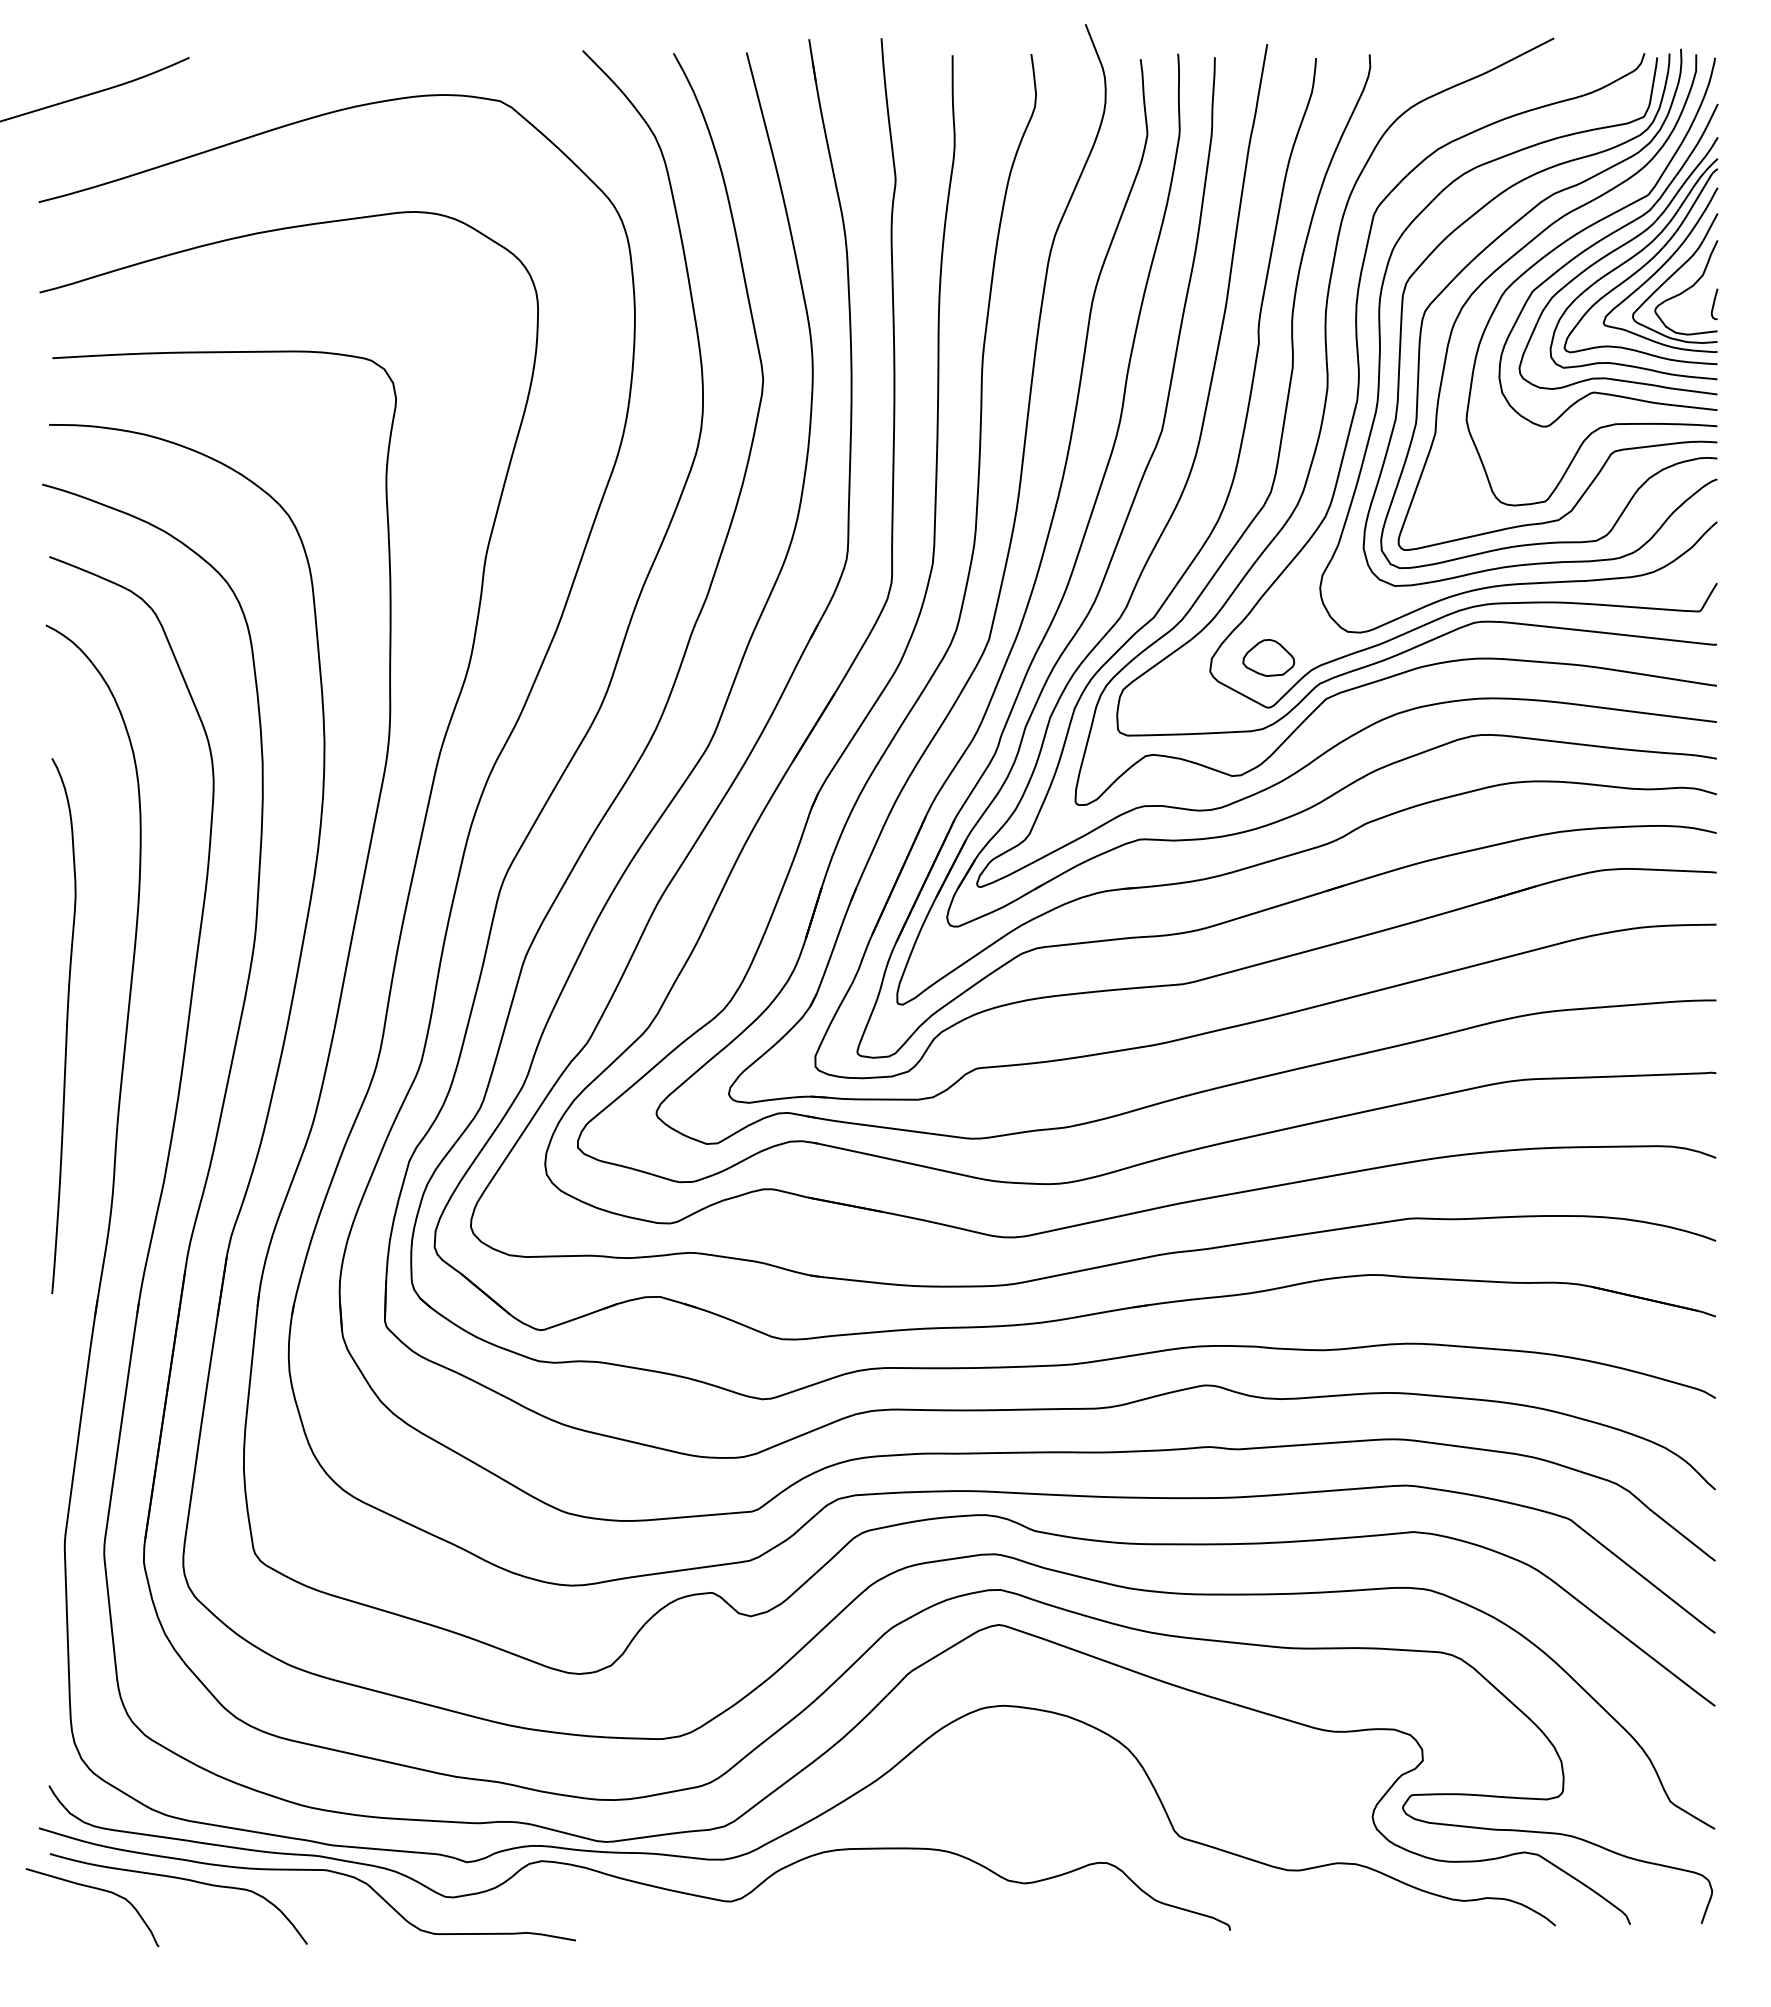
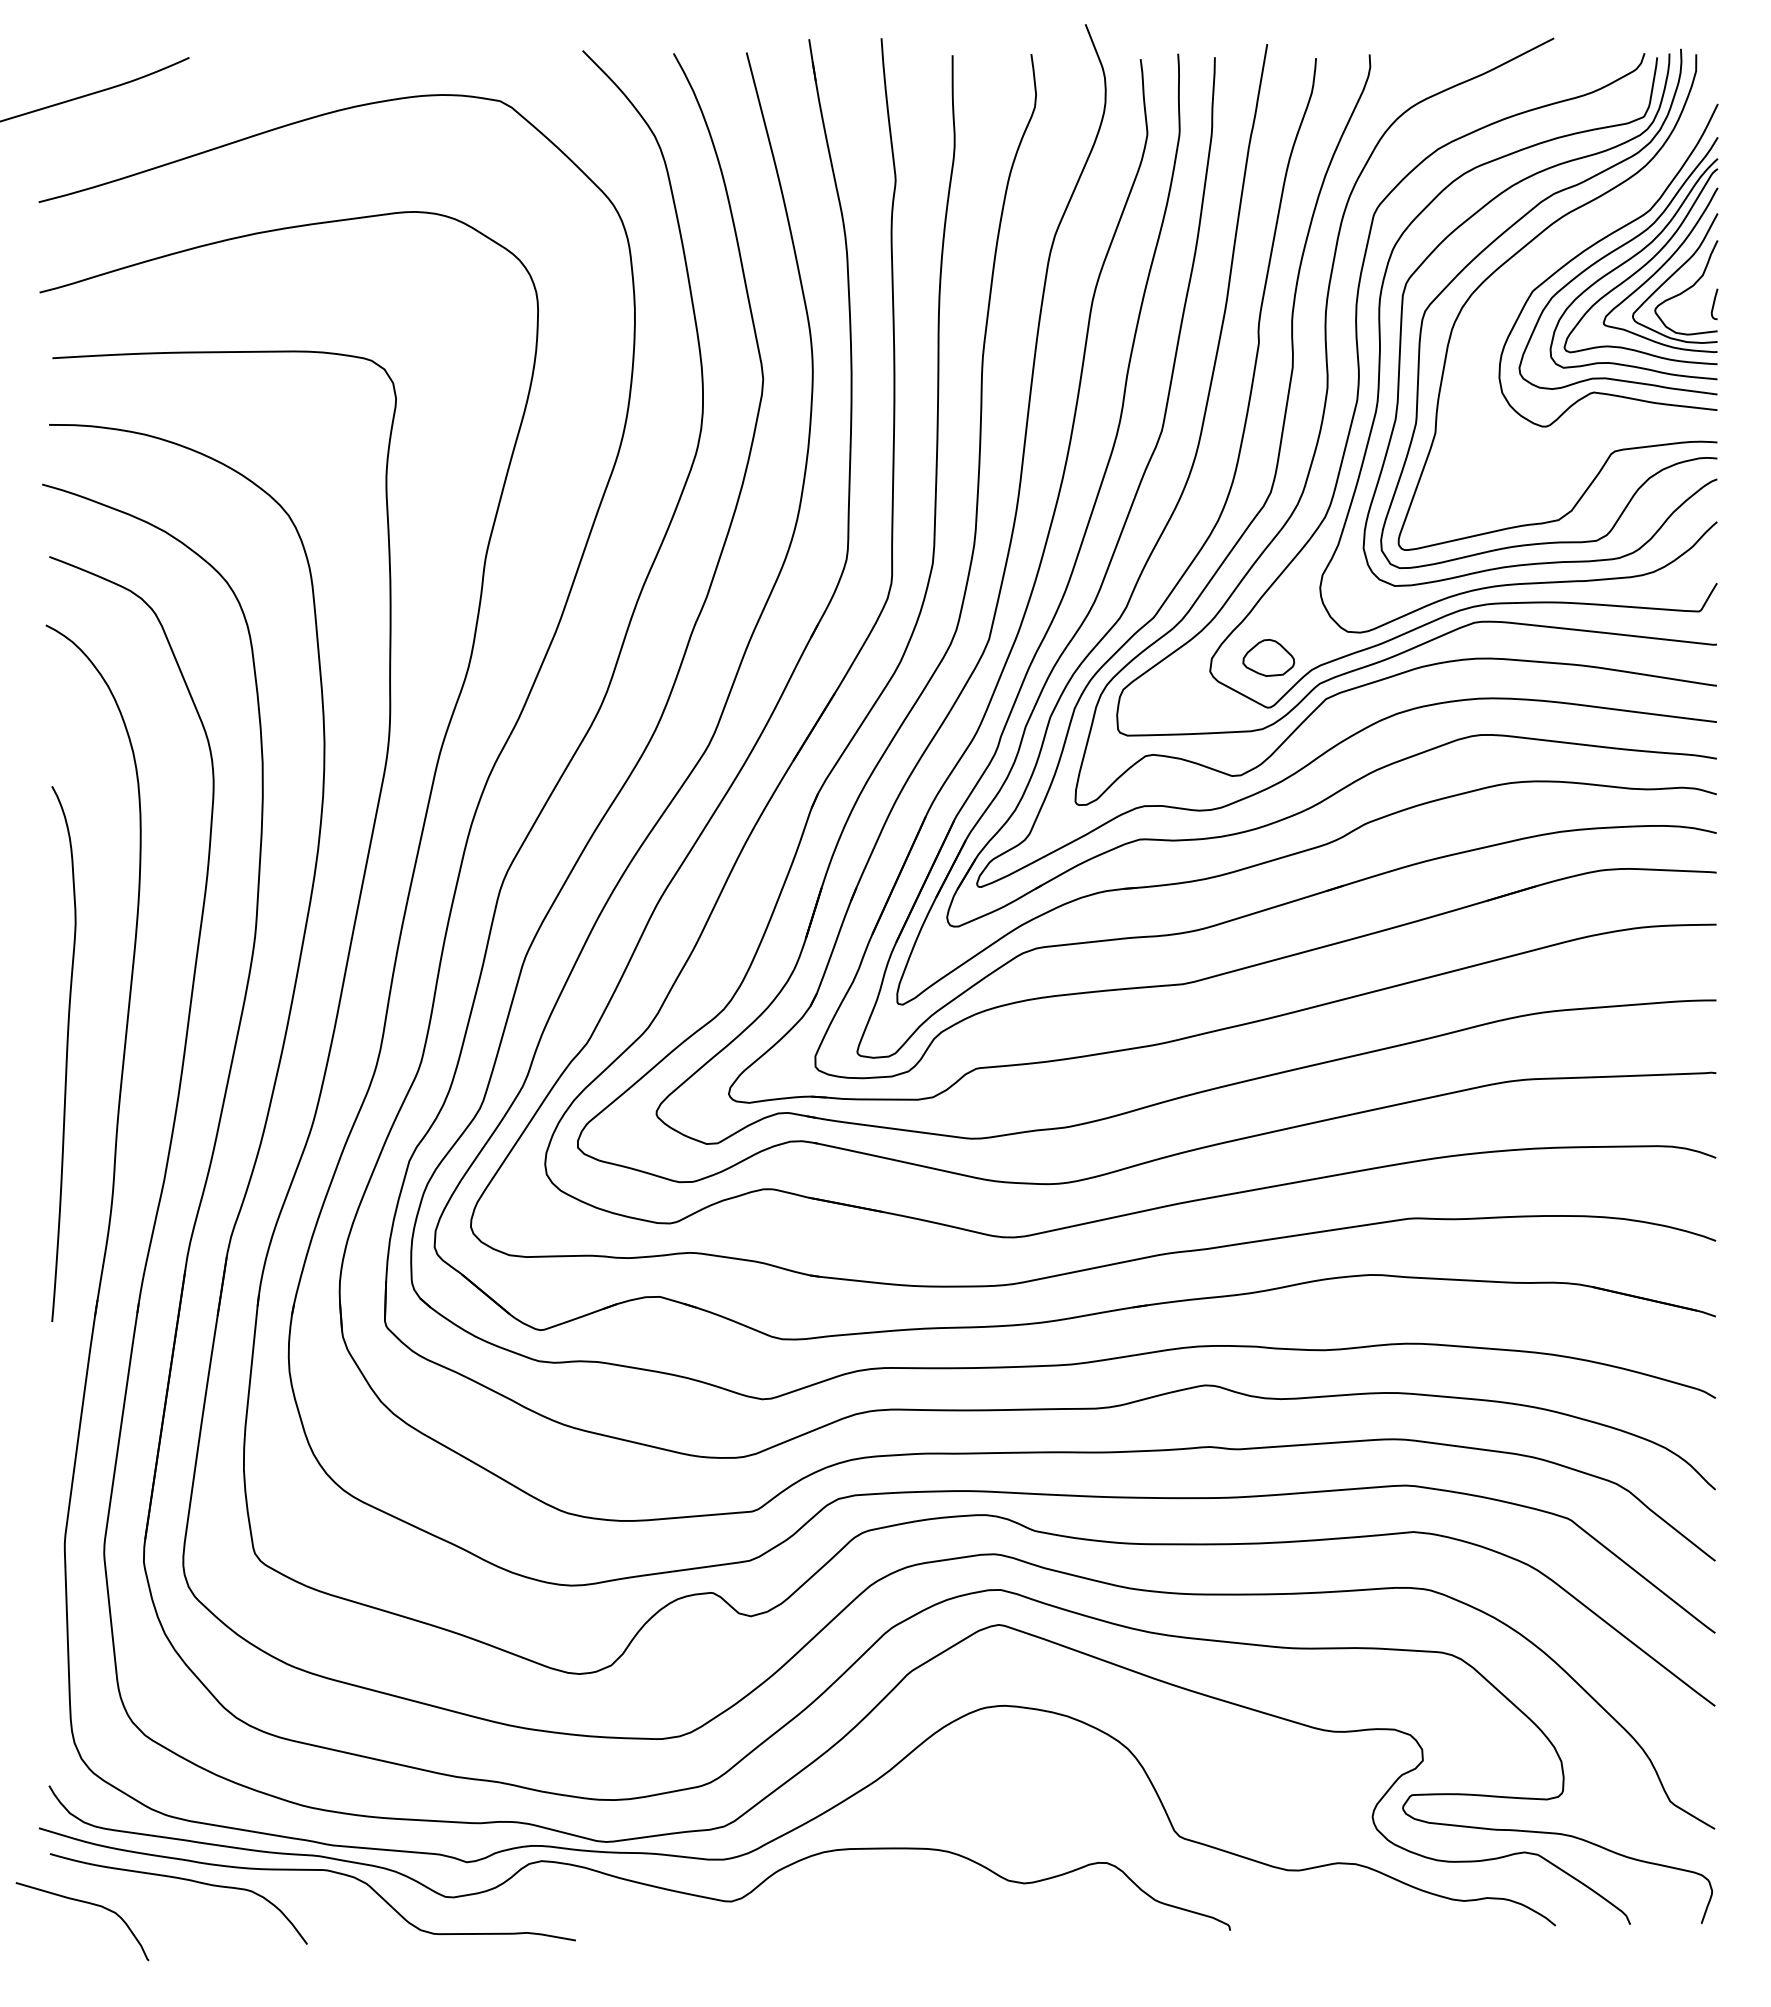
curve: present -> none (1564, 243)
curve position: (66, 1025) -> (66, 1053) (66, 1053)
curve position: (95, 1889) -> (85, 1903) (85, 1903)
